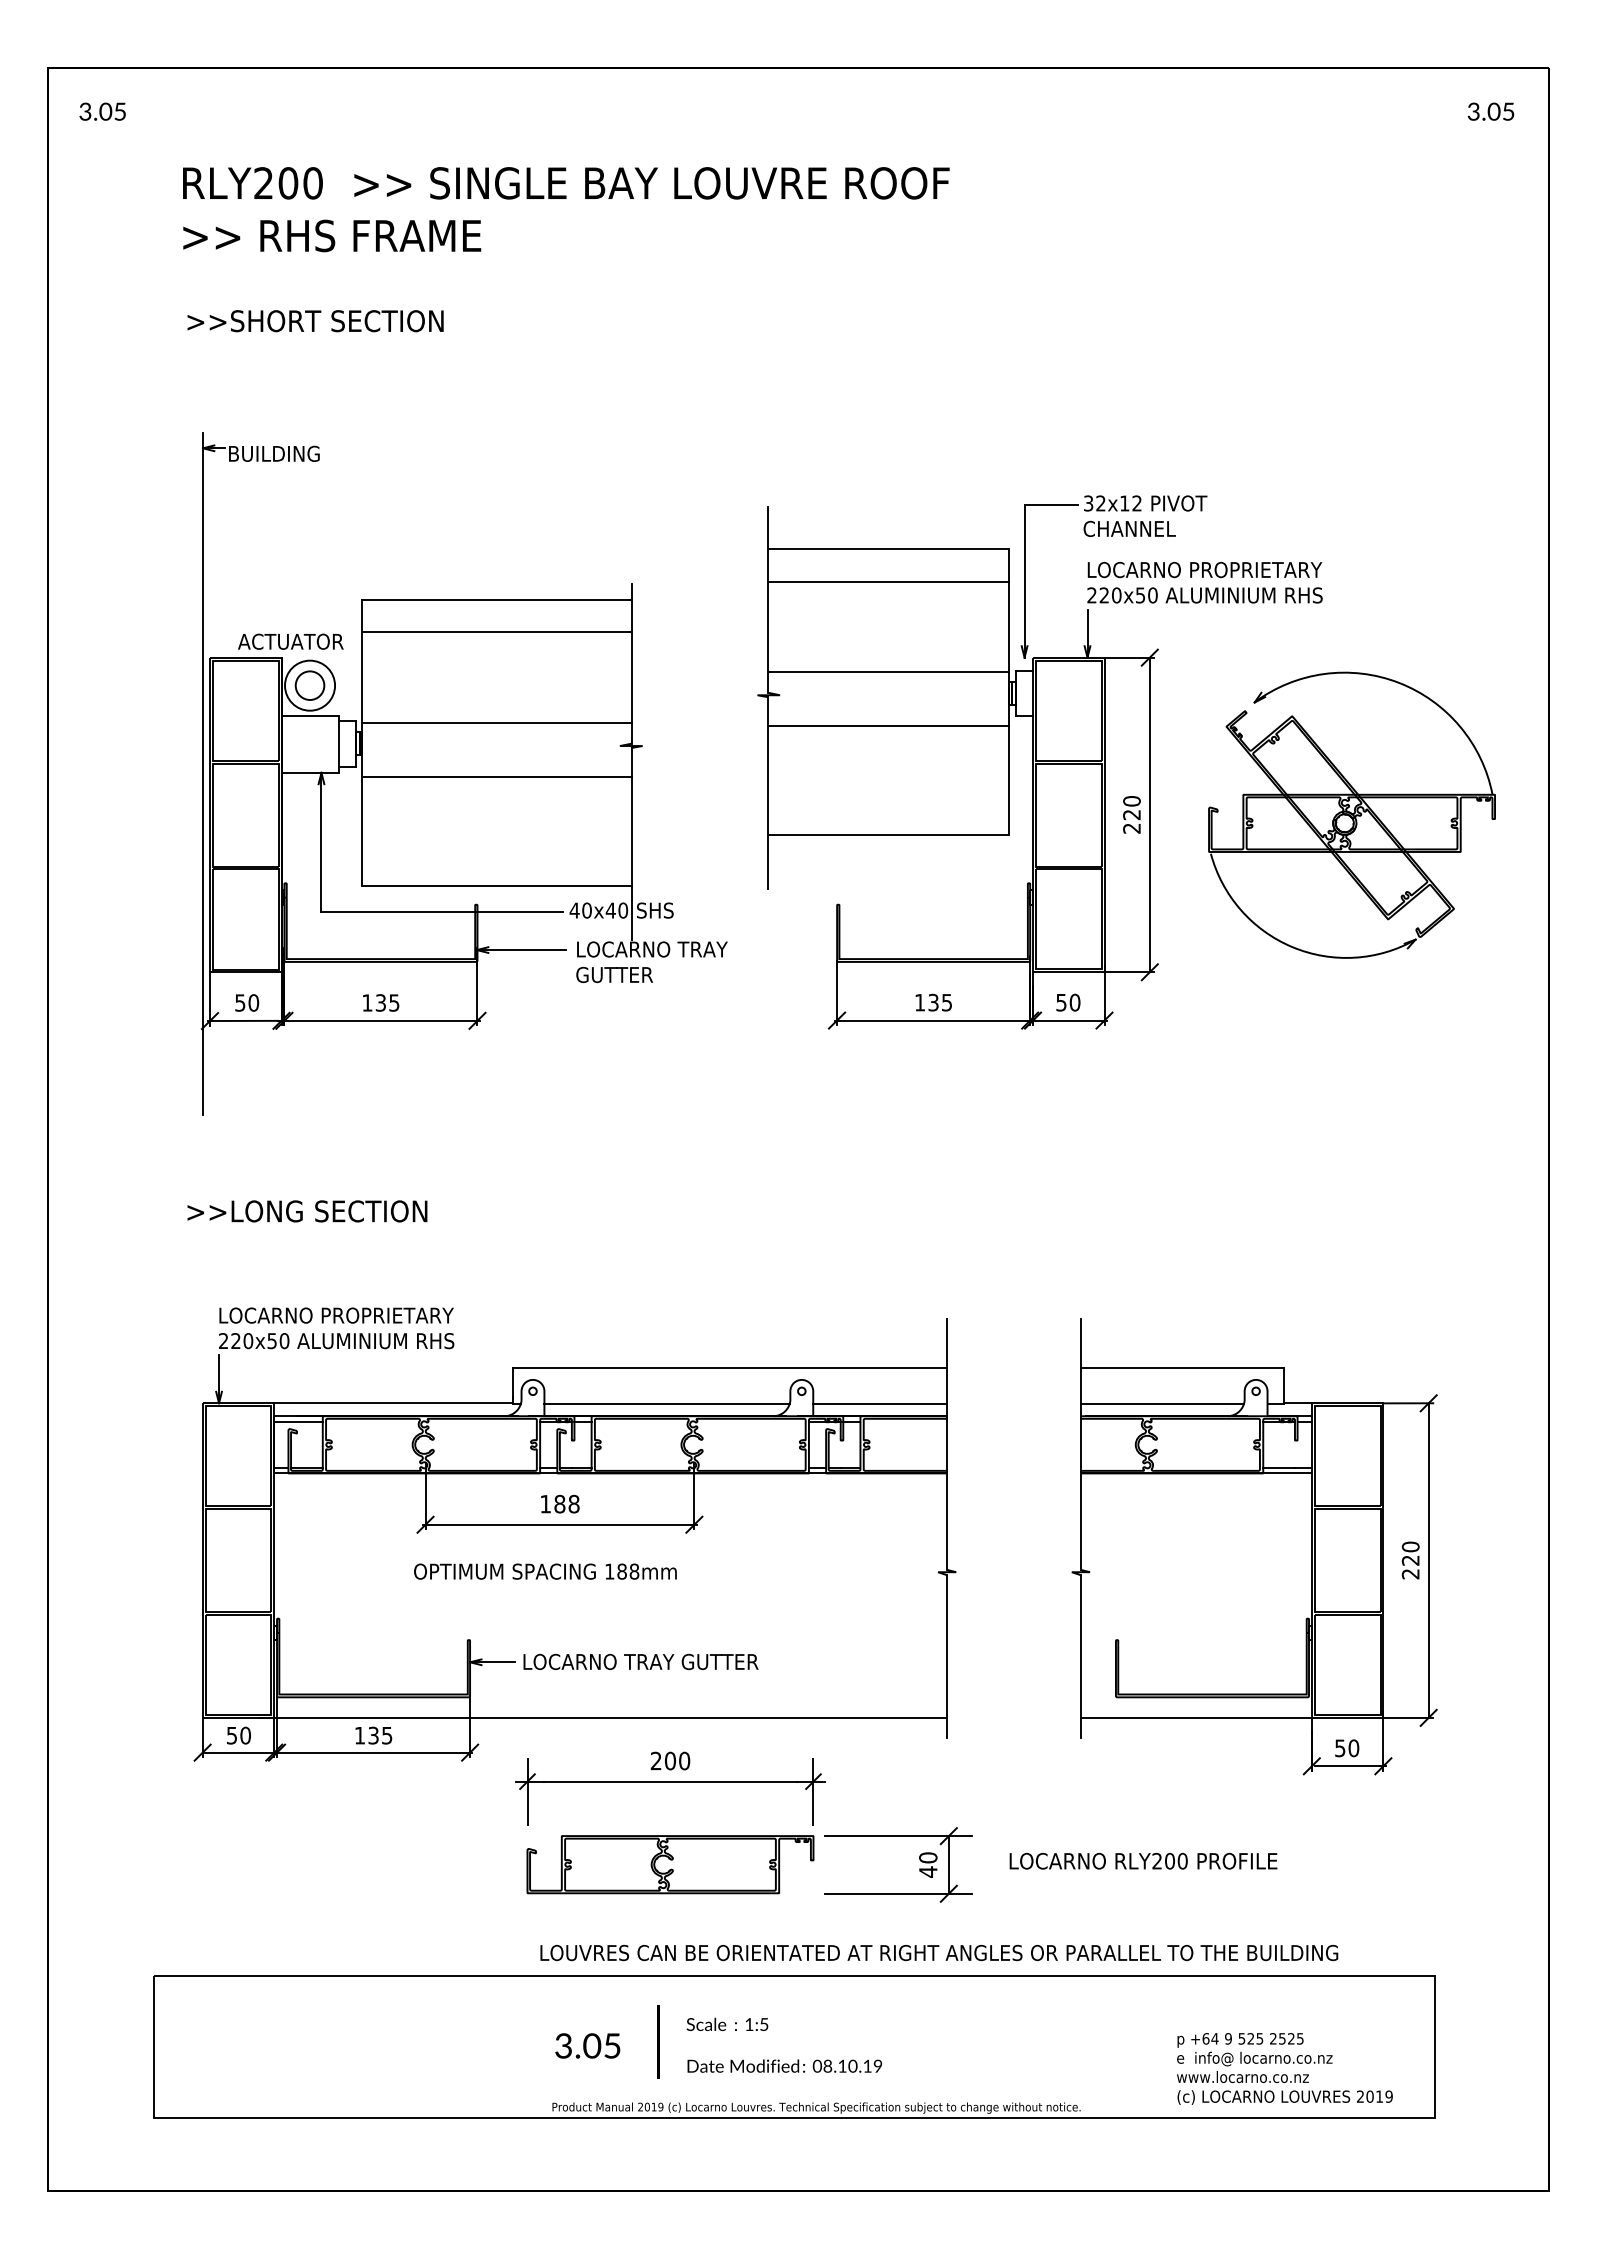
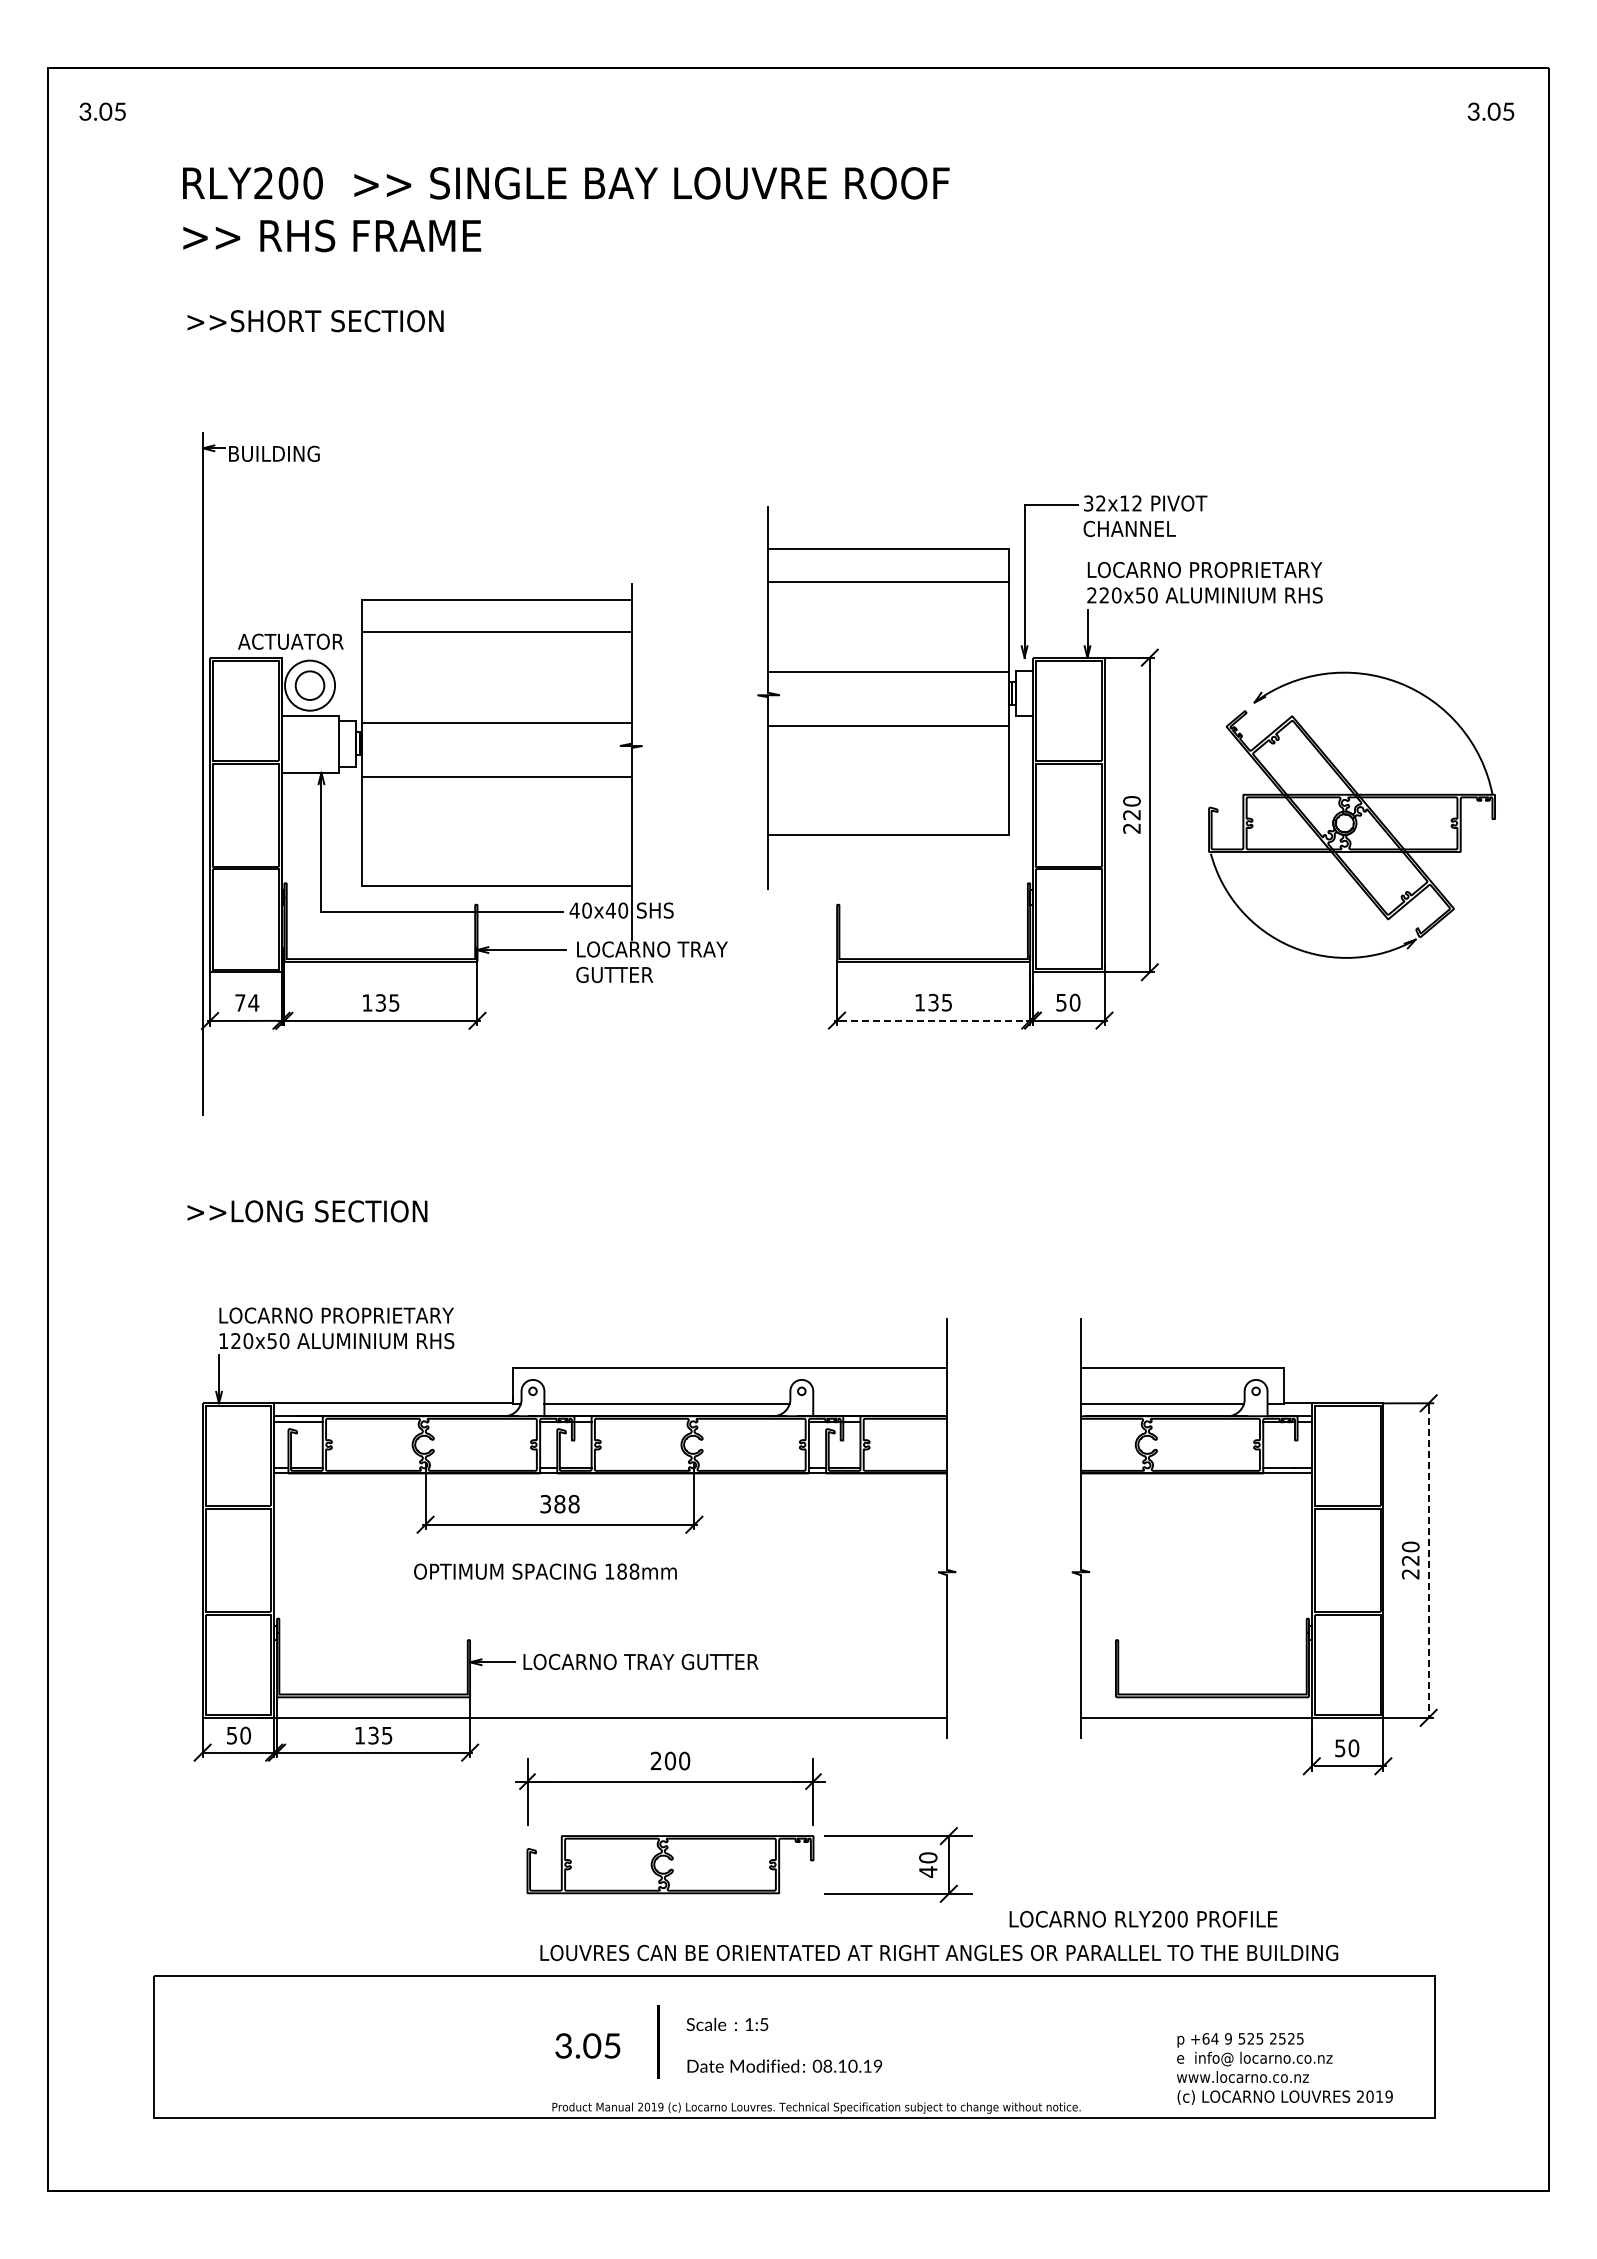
text: 50 -> 74 (247, 1002)
line: solid -> dashed (934, 1020)
text: 220x50 -> 120x50 (223, 1340)
line: present -> none (880, 1404)
text: 188 -> 388 (545, 1503)
line: solid -> dashed (1428, 1562)
text position: (1143, 1860) -> (1143, 1918) (1143, 1918)
